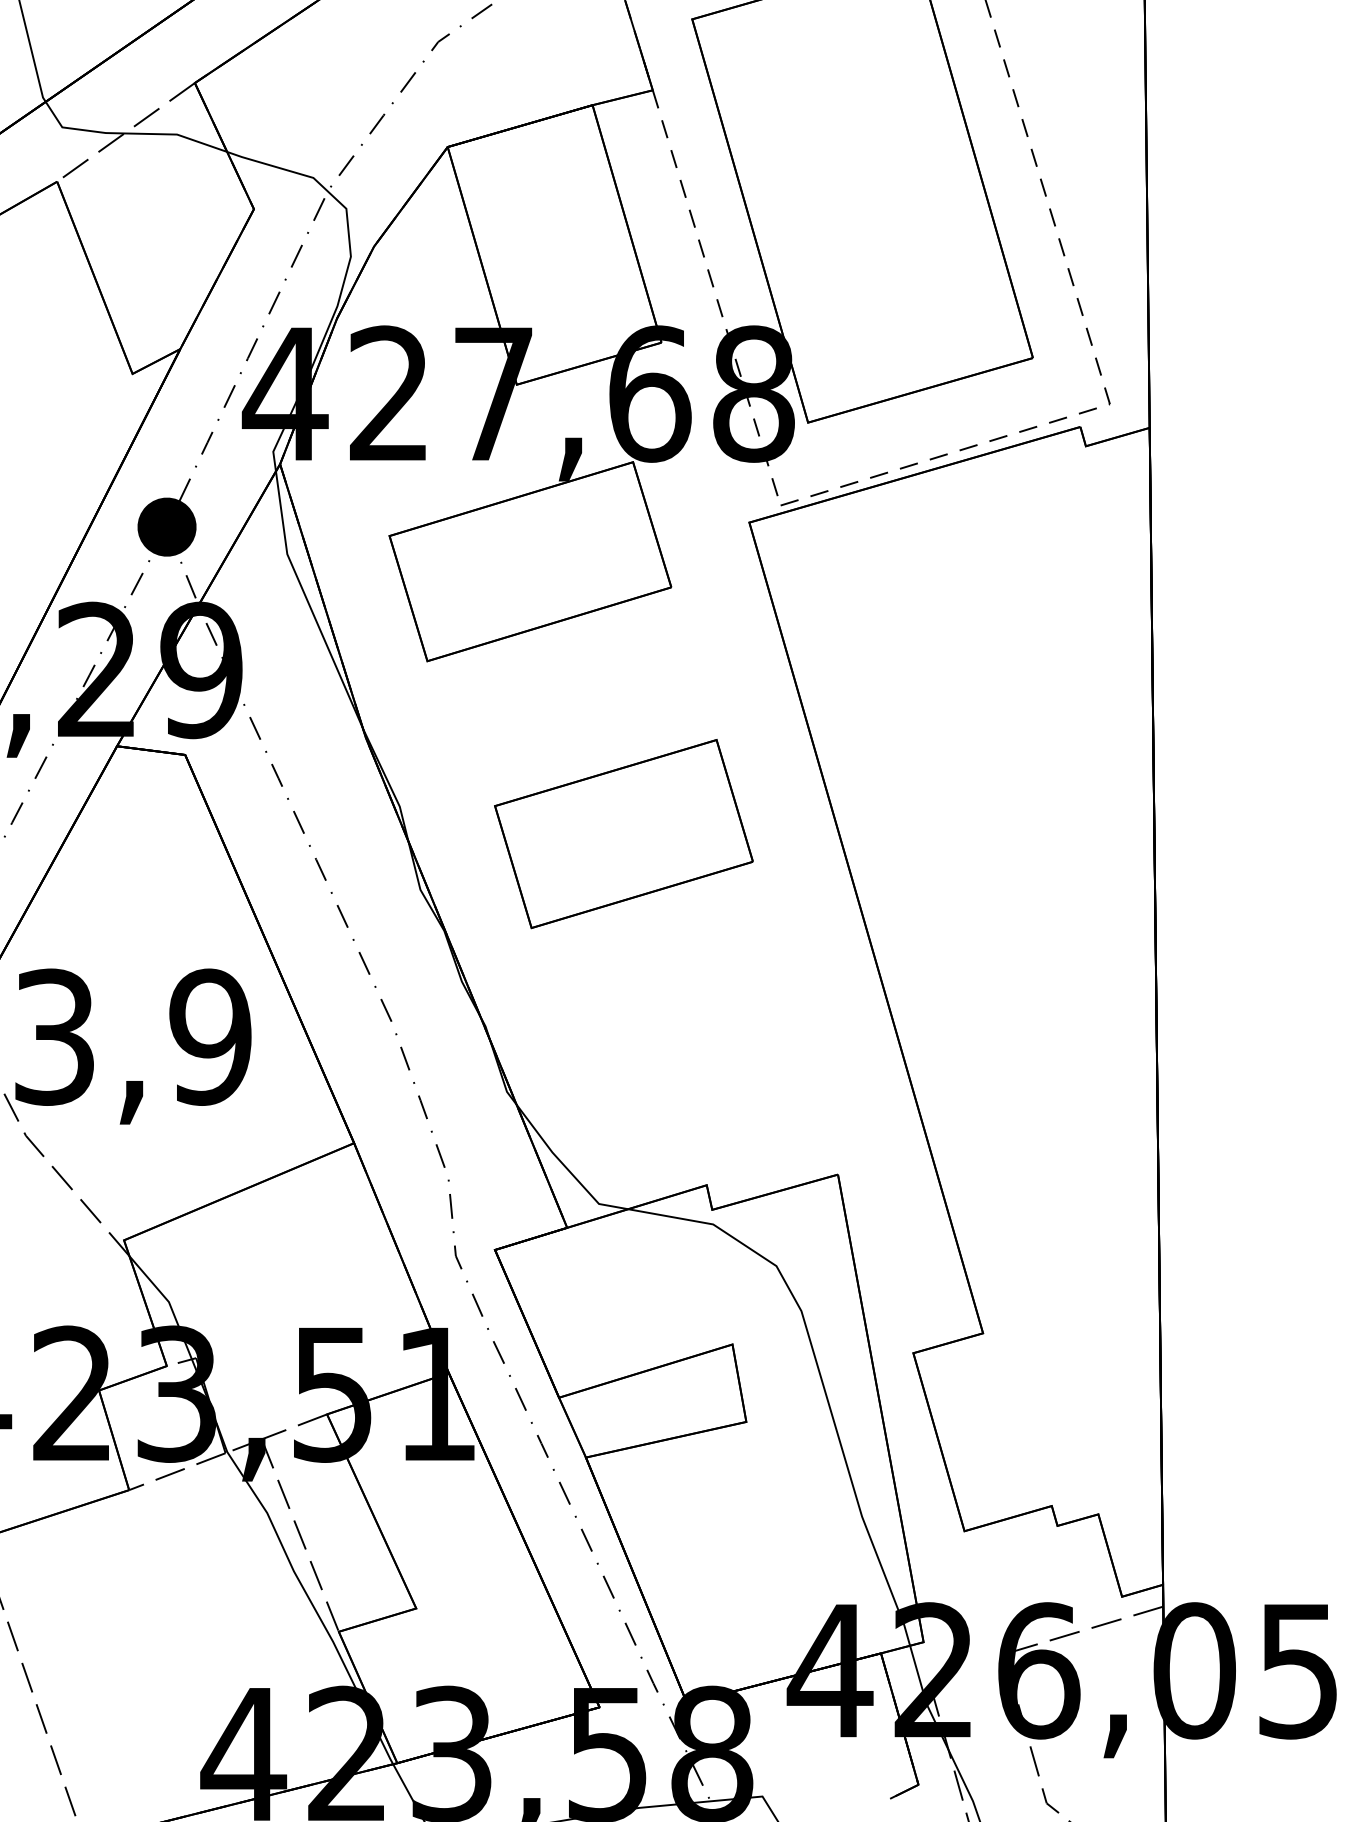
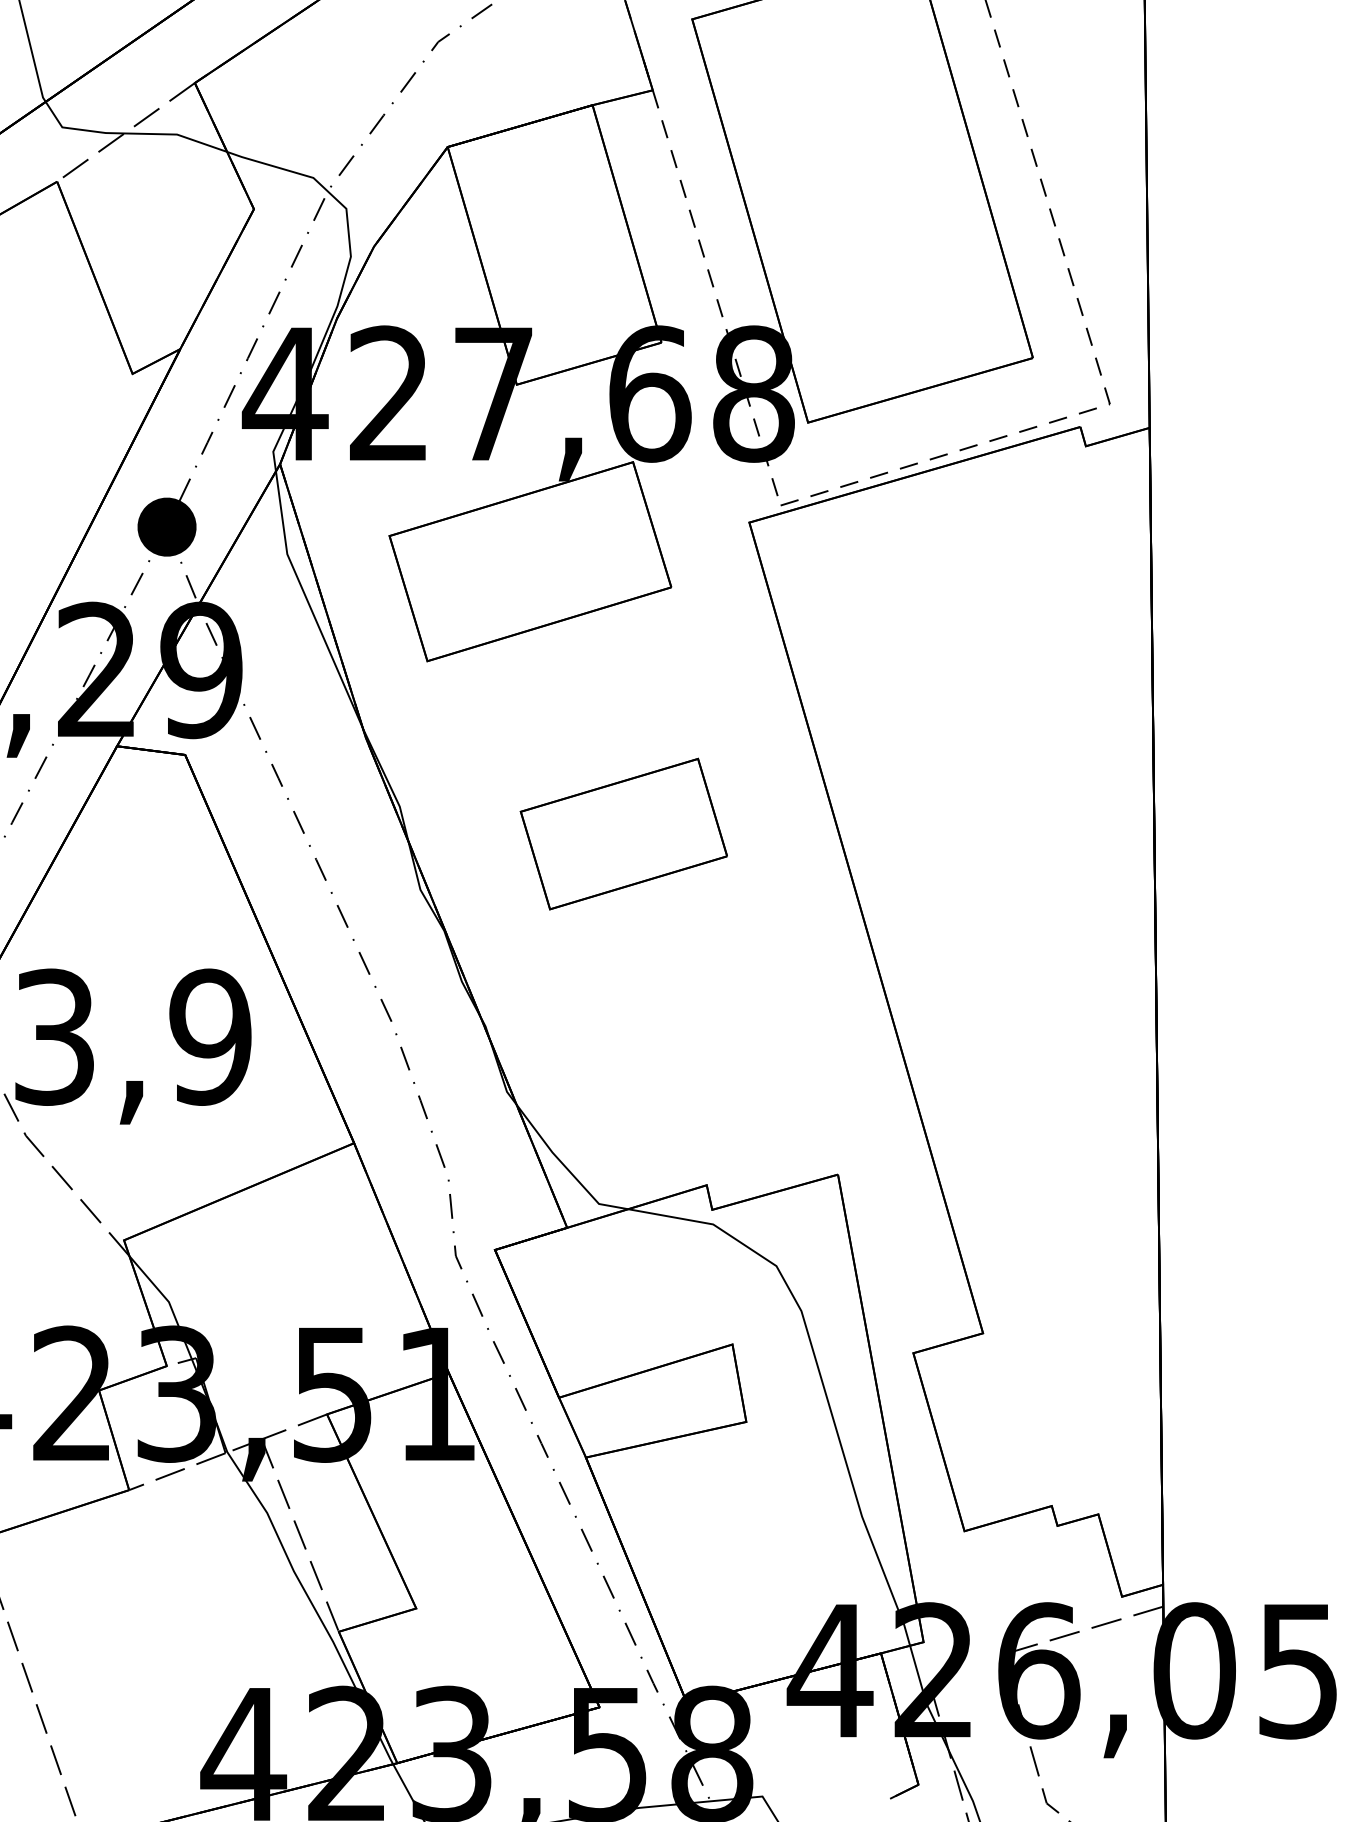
part size: 260x191 px -> 209x154 px (623, 833)
